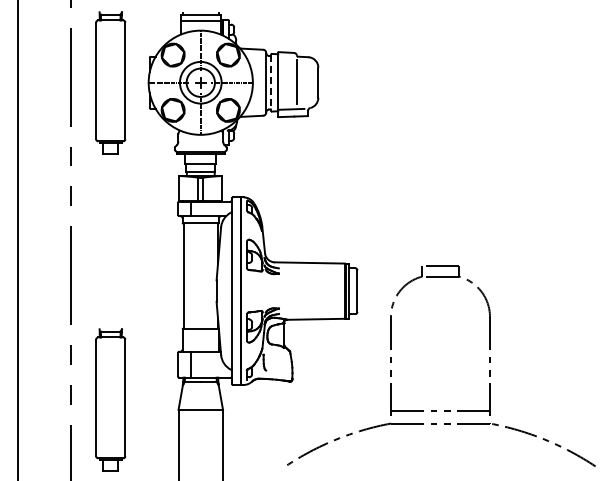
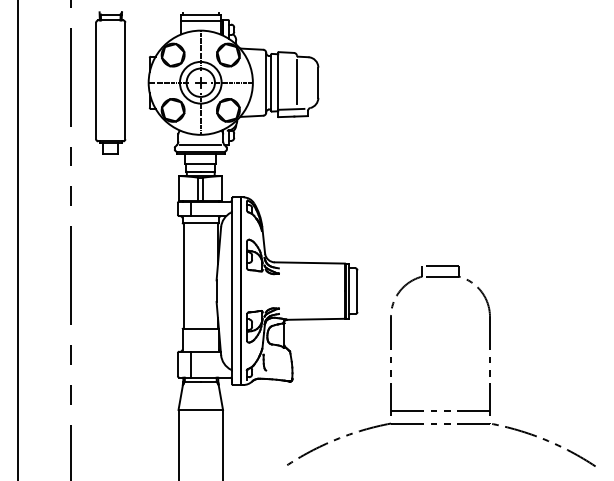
line: dashed -> solid (270, 82)
line: none -> present (200, 145)
part: present -> none (110, 399)
